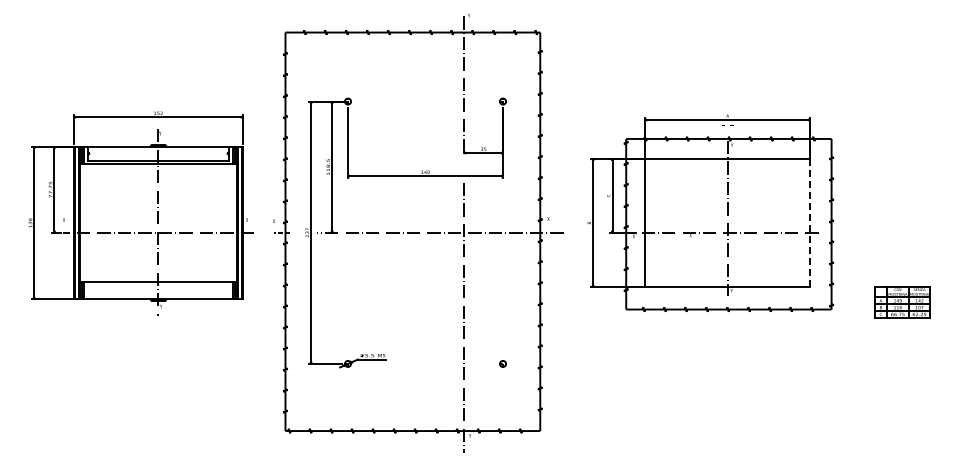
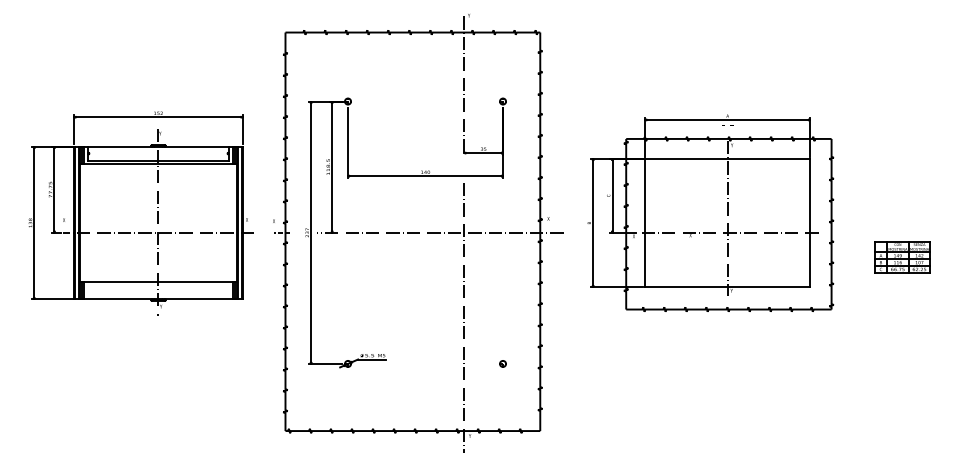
line: dashed -> solid (810, 222)
part position: (902, 302) -> (902, 257) (902, 257)
